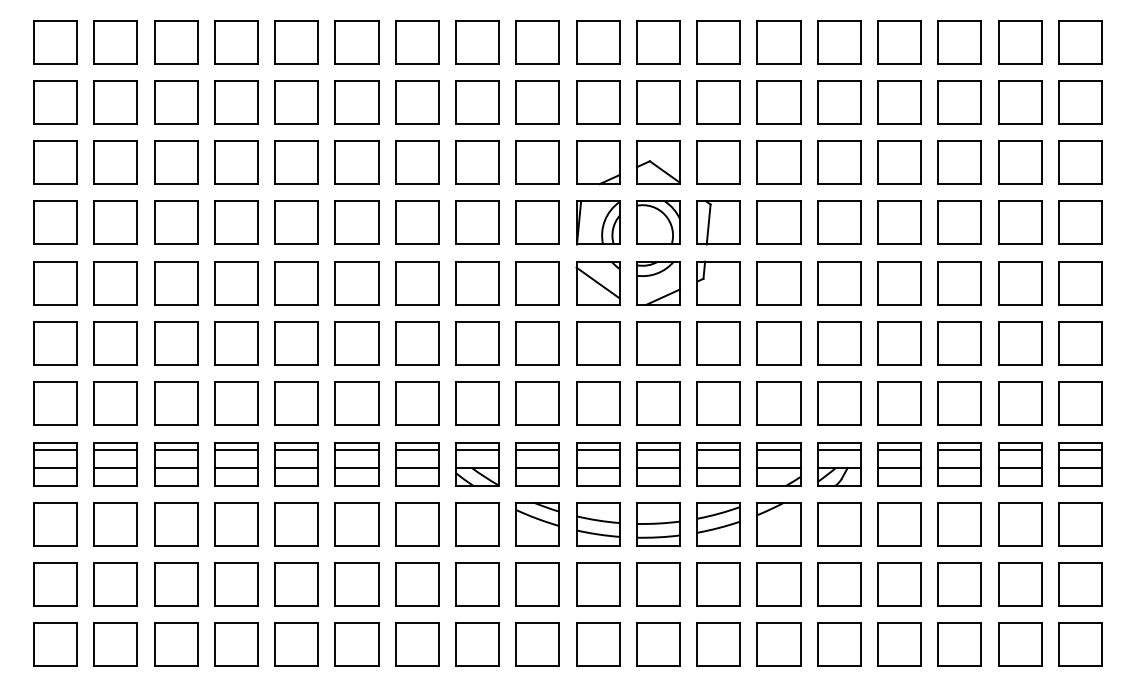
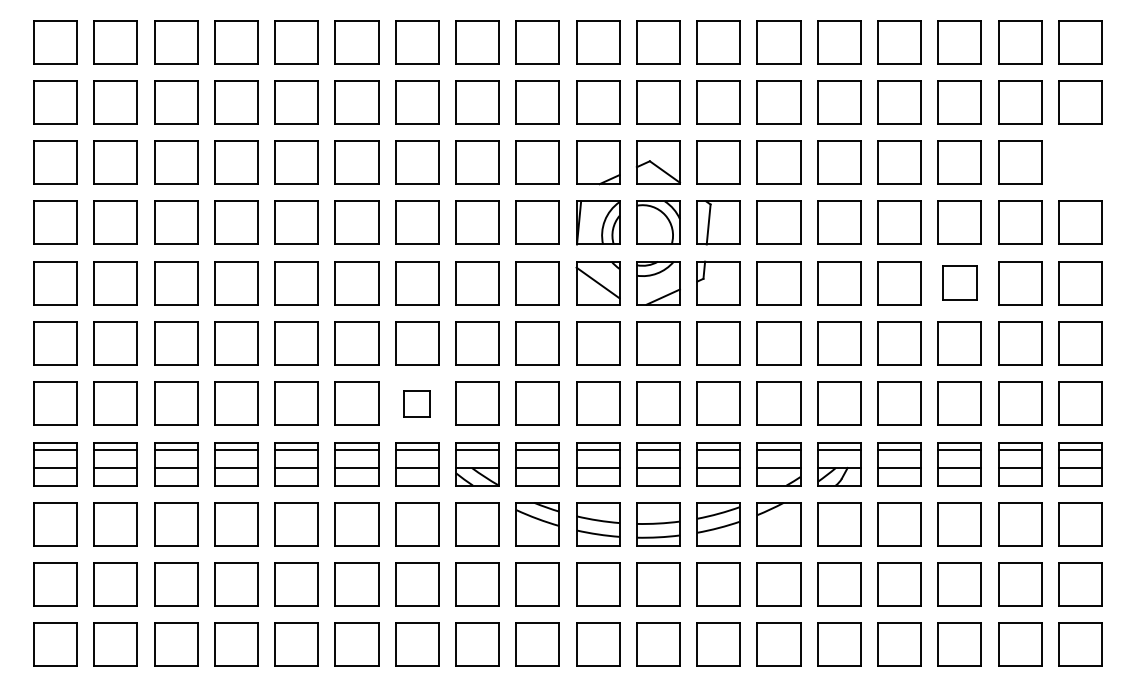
part: present -> none (1080, 162)
part size: 45x45 px -> 36x36 px (959, 282)
part size: 45x45 px -> 28x28 px (416, 403)
